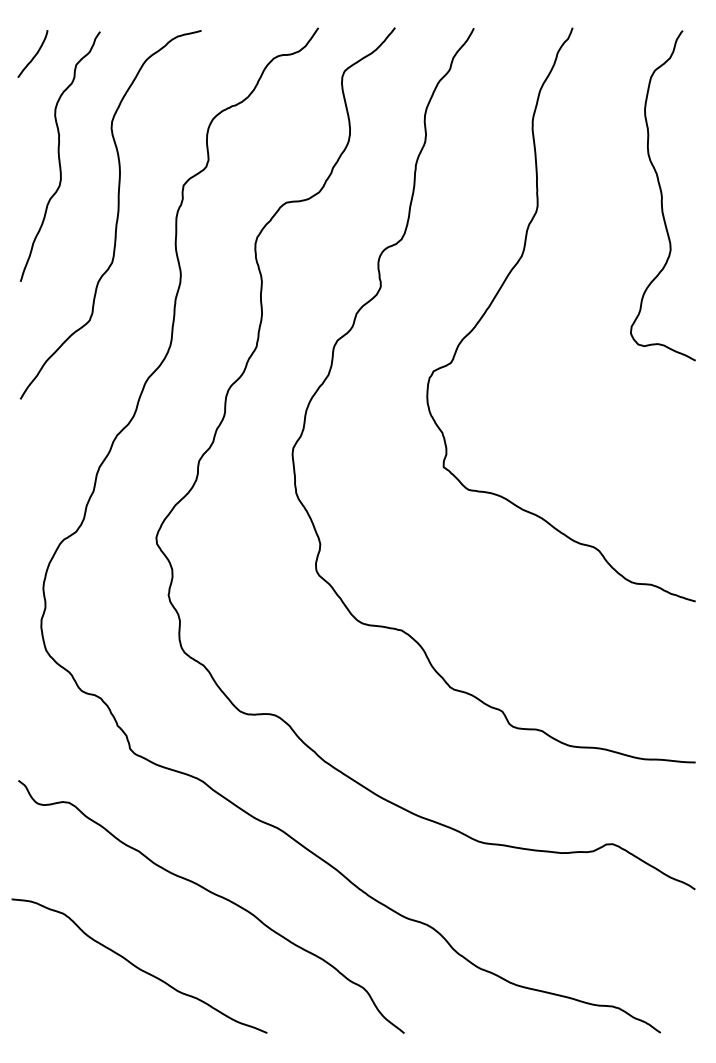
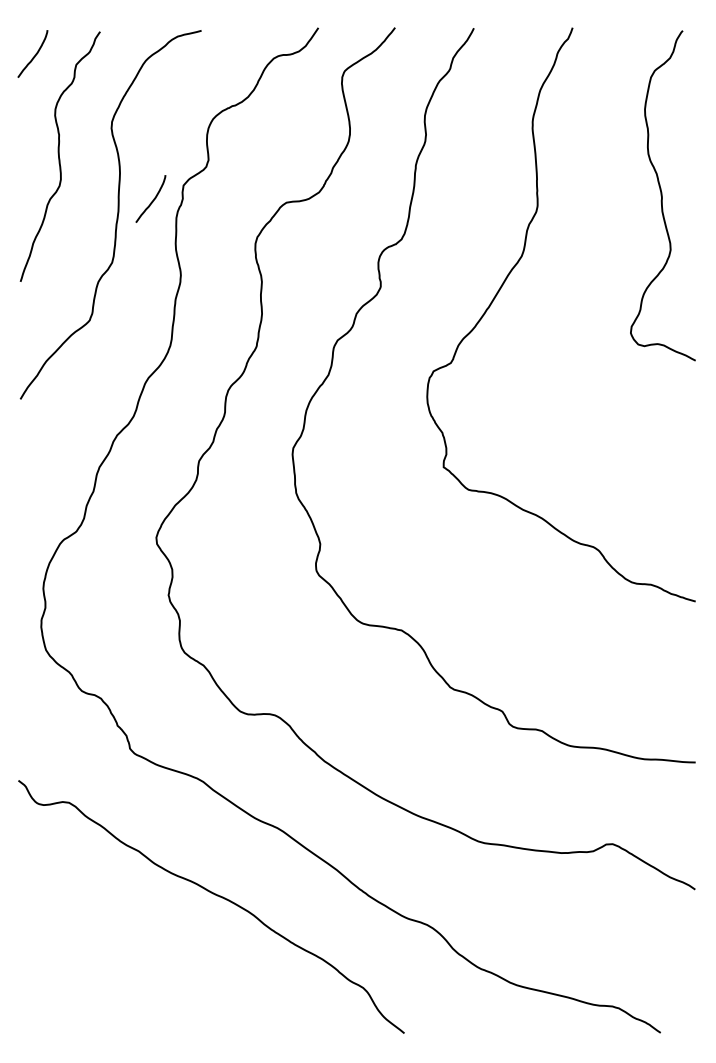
curve: none -> present (152, 200)
curve: present -> none (139, 967)
